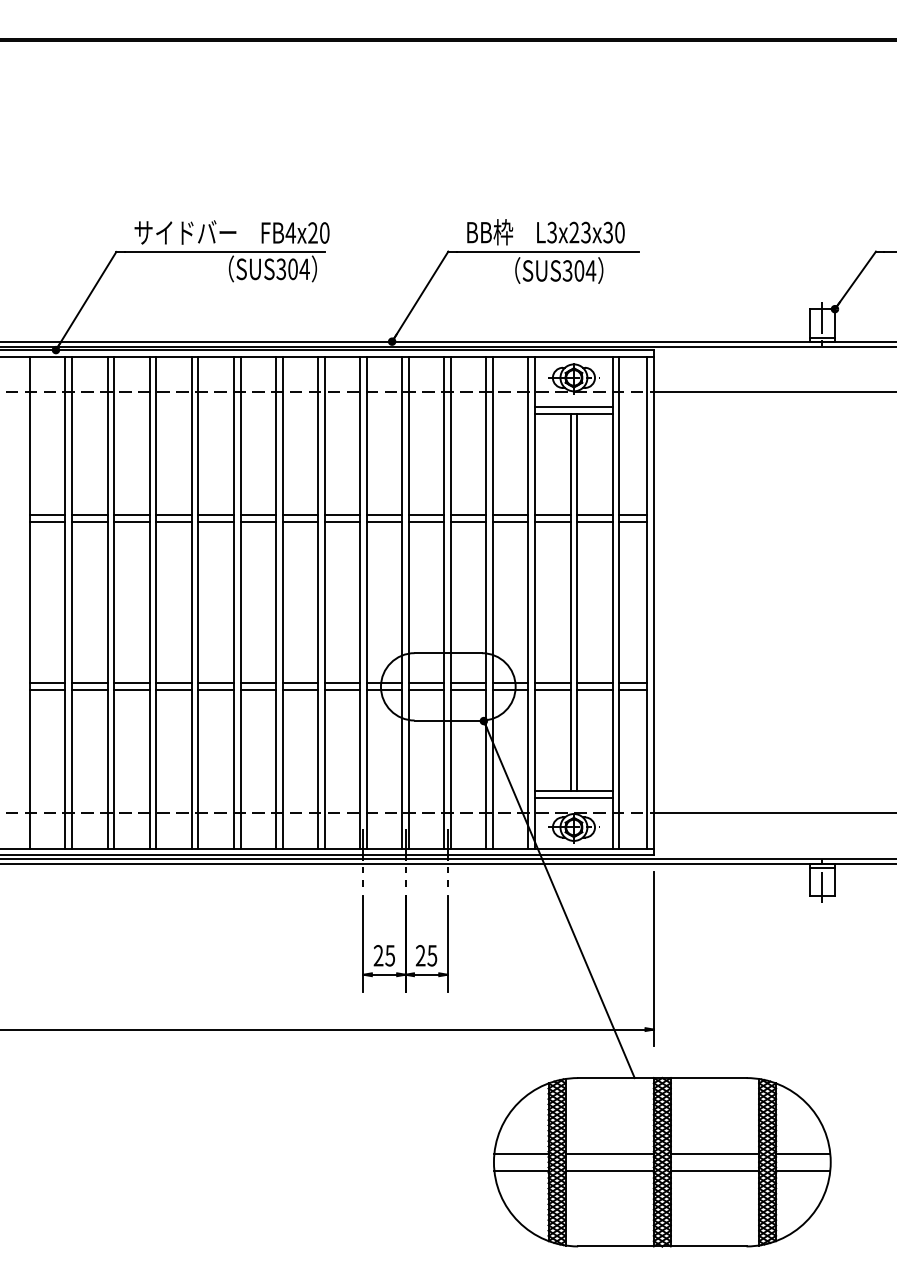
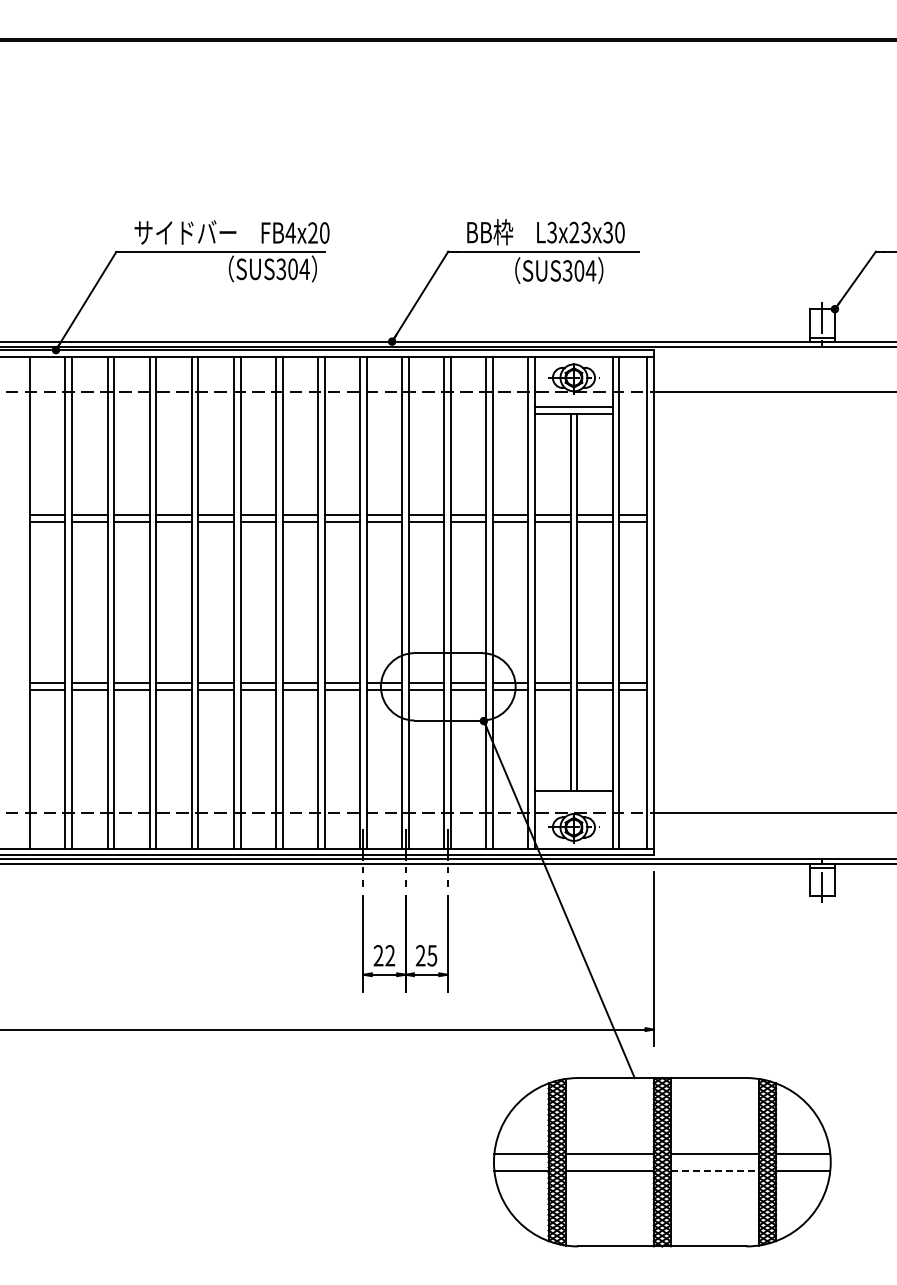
line: present -> none (573, 798)
text: 25 -> 22 (390, 955)
line: solid -> dashed (715, 1170)
